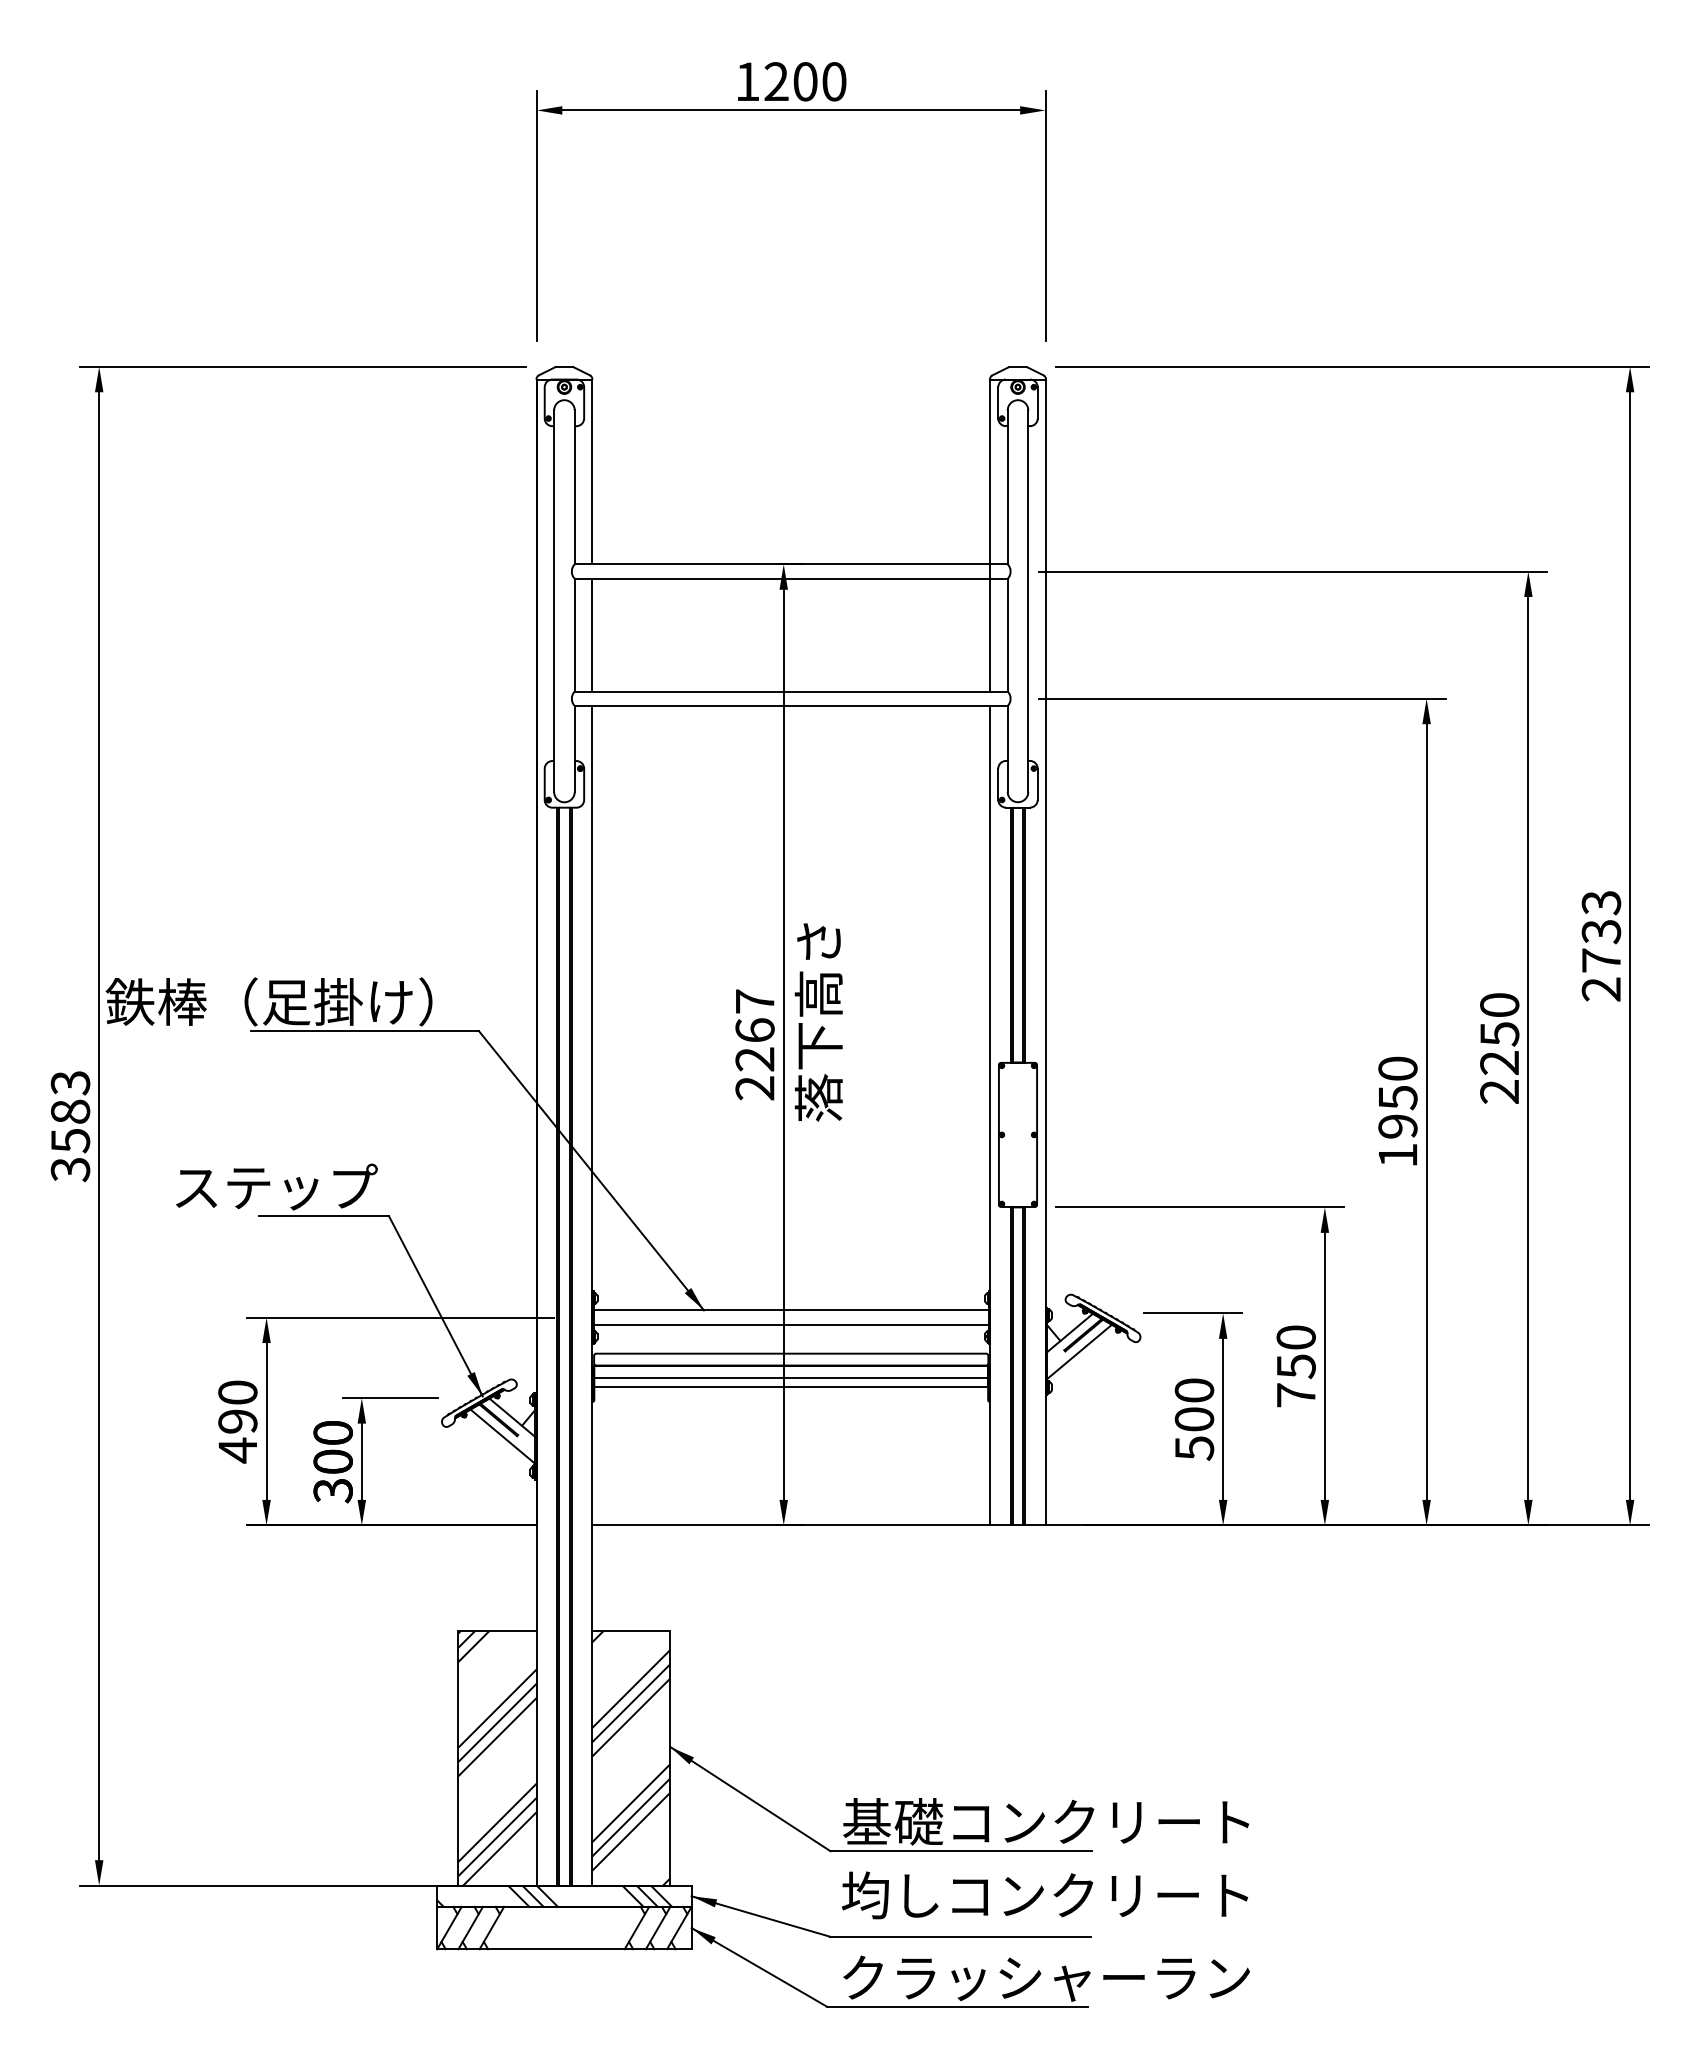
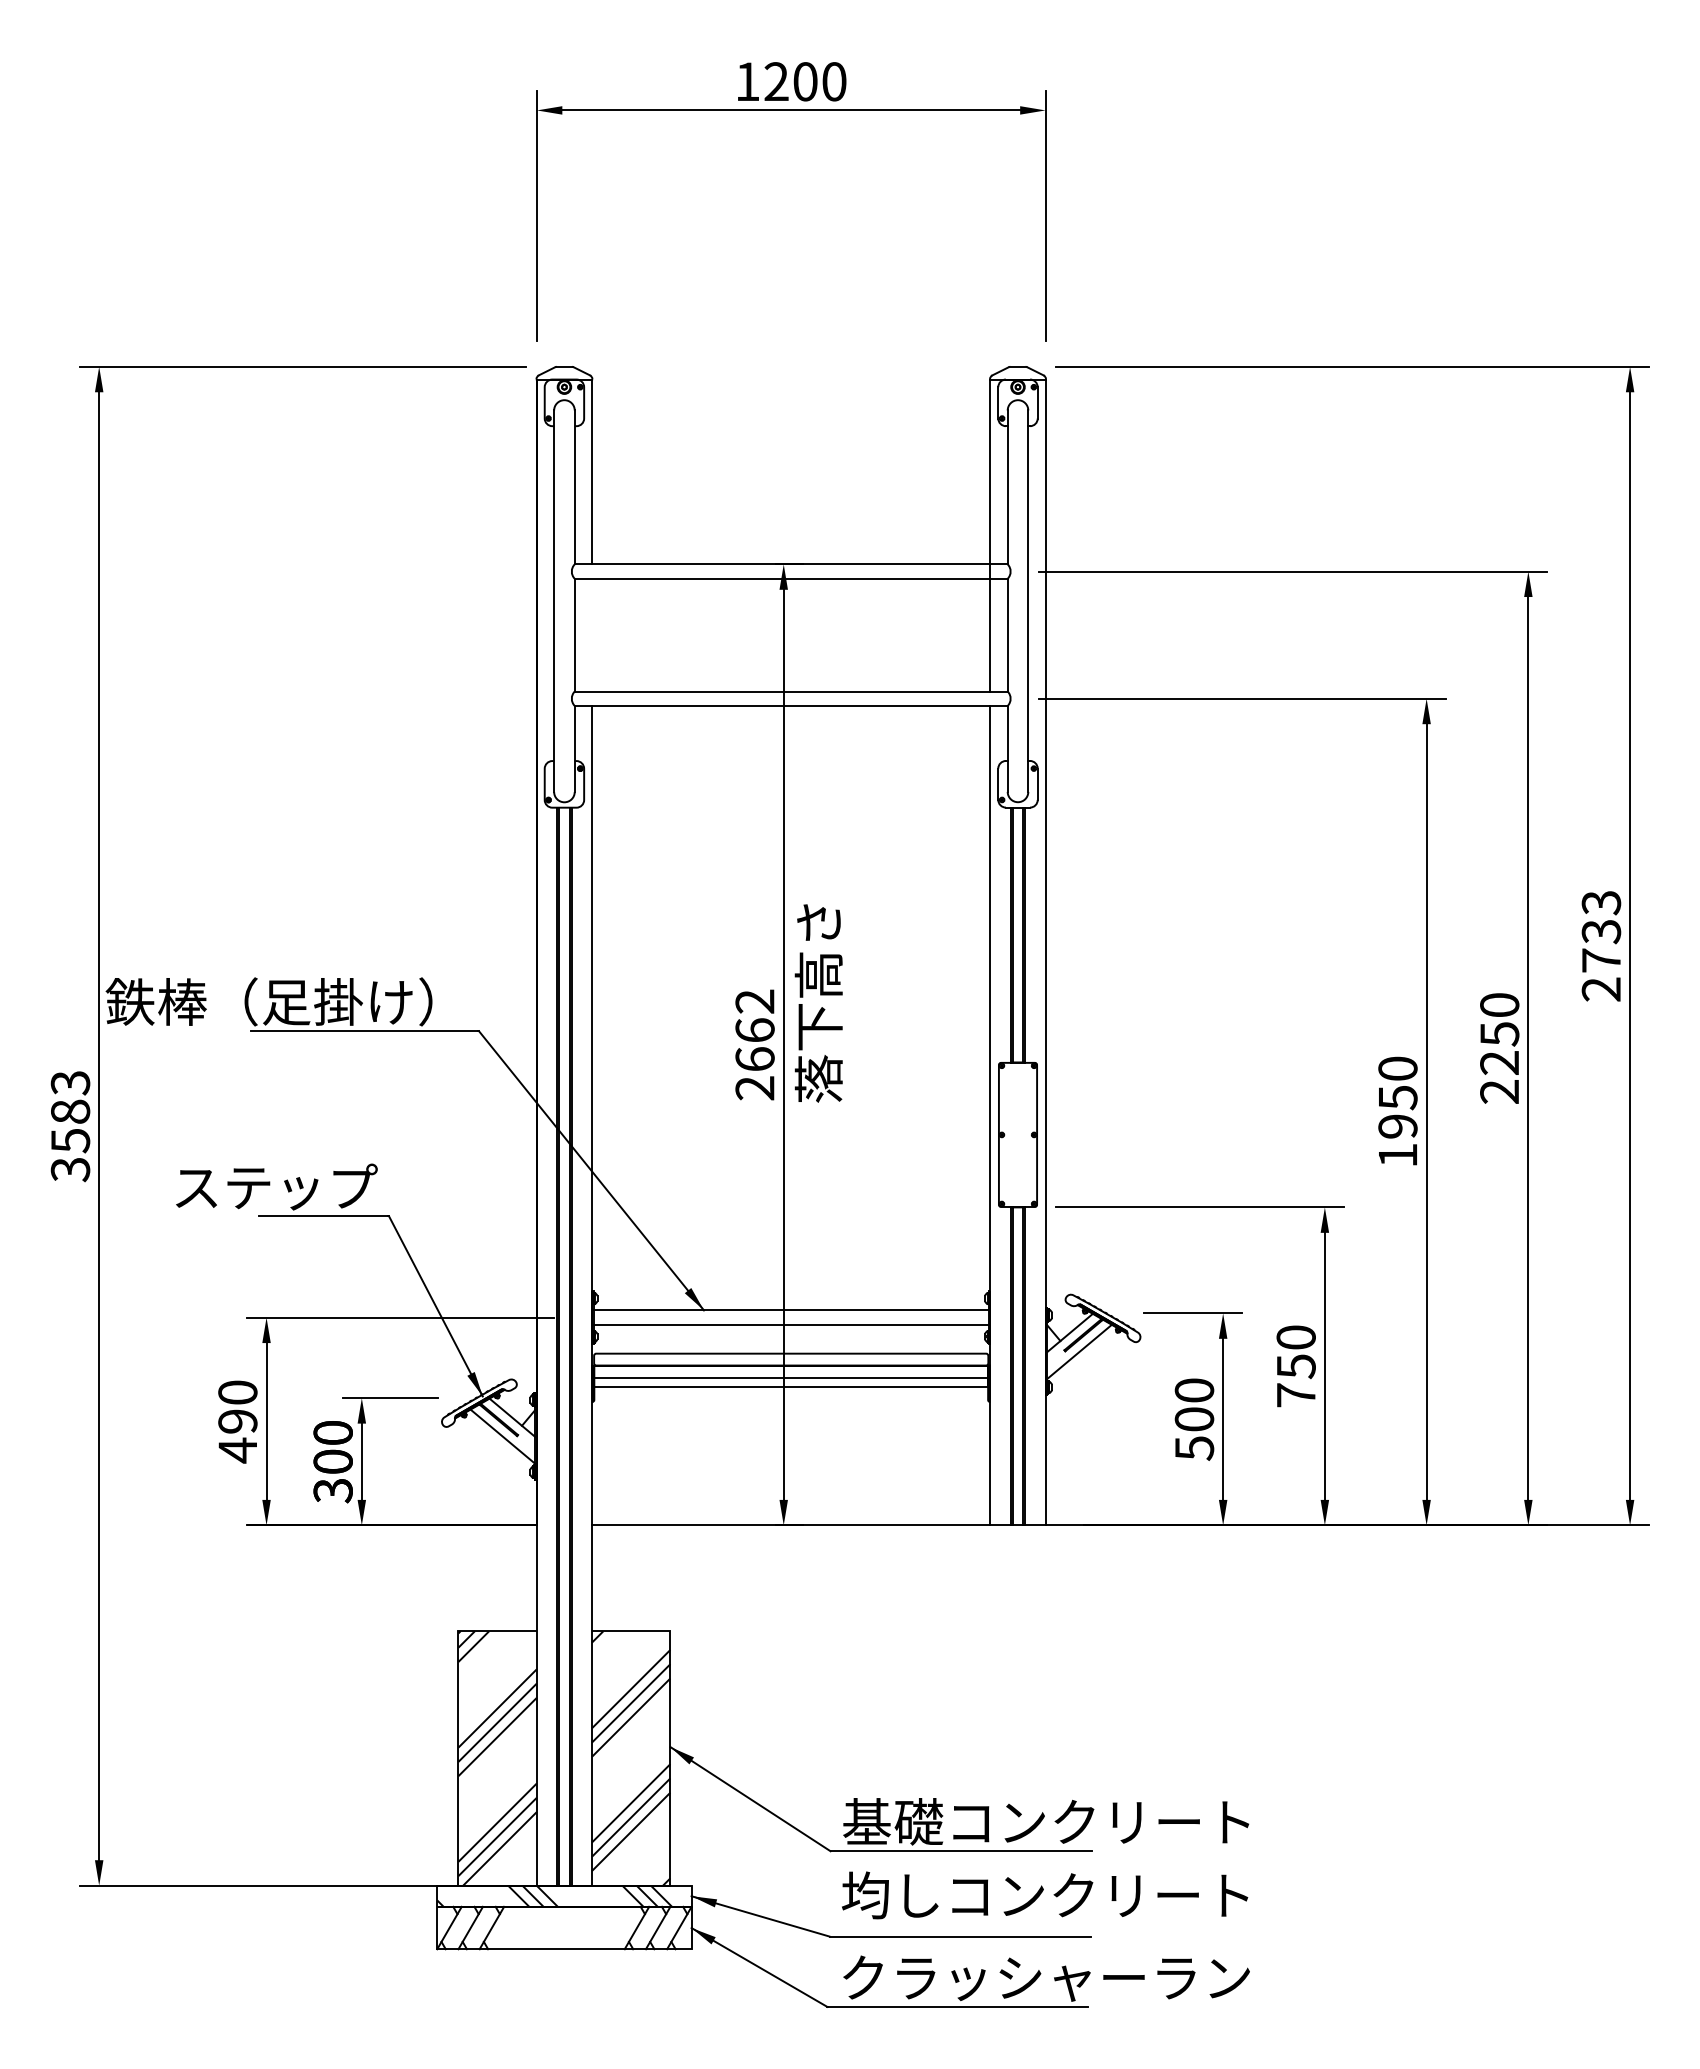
line: present -> none (592, 634)
text position: (818, 1022) -> (818, 1003) (818, 1003)
text: 2267 -> 2662 (754, 1030)
